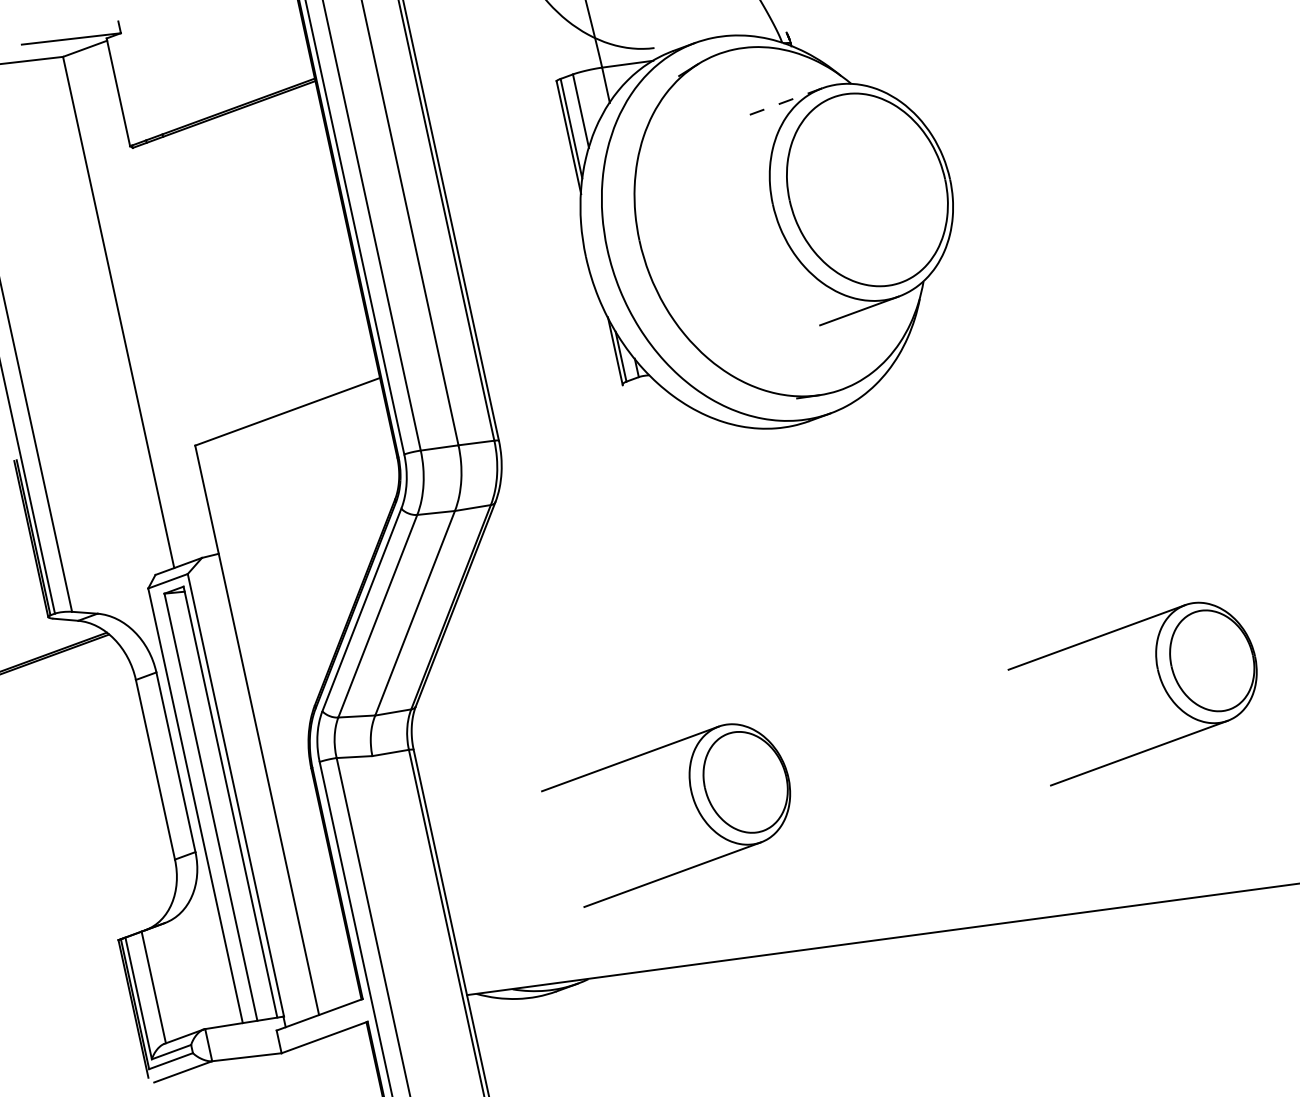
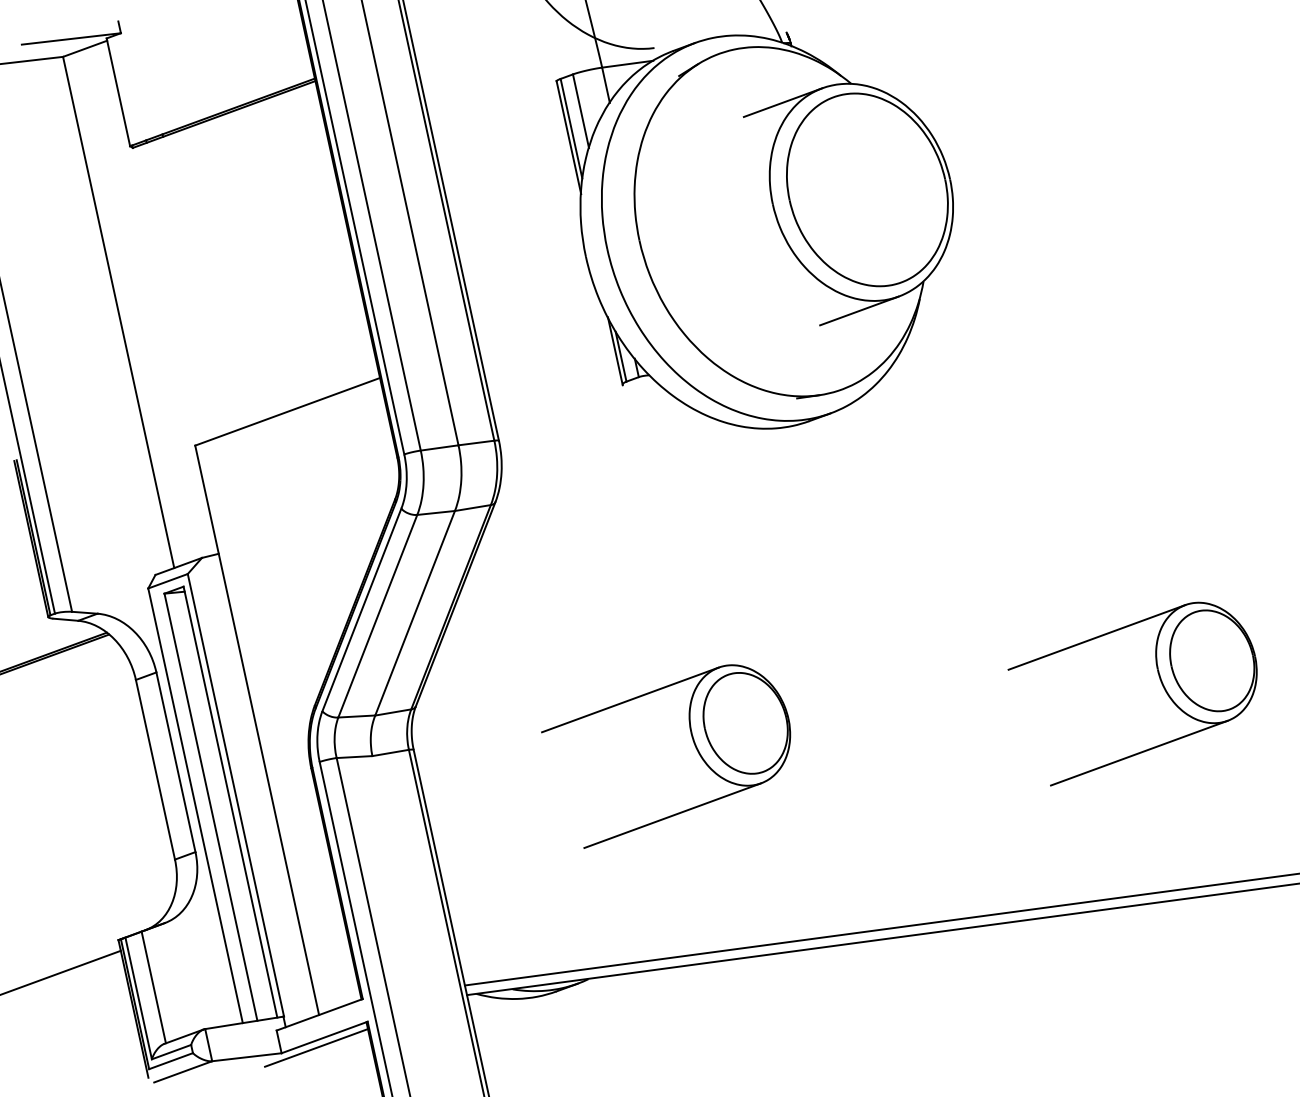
line: dashed -> solid (783, 102)
part position: (693, 802) -> (693, 743) (693, 743)
line: none -> present (880, 929)
line: none -> present (61, 972)
line: none -> present (316, 1047)
